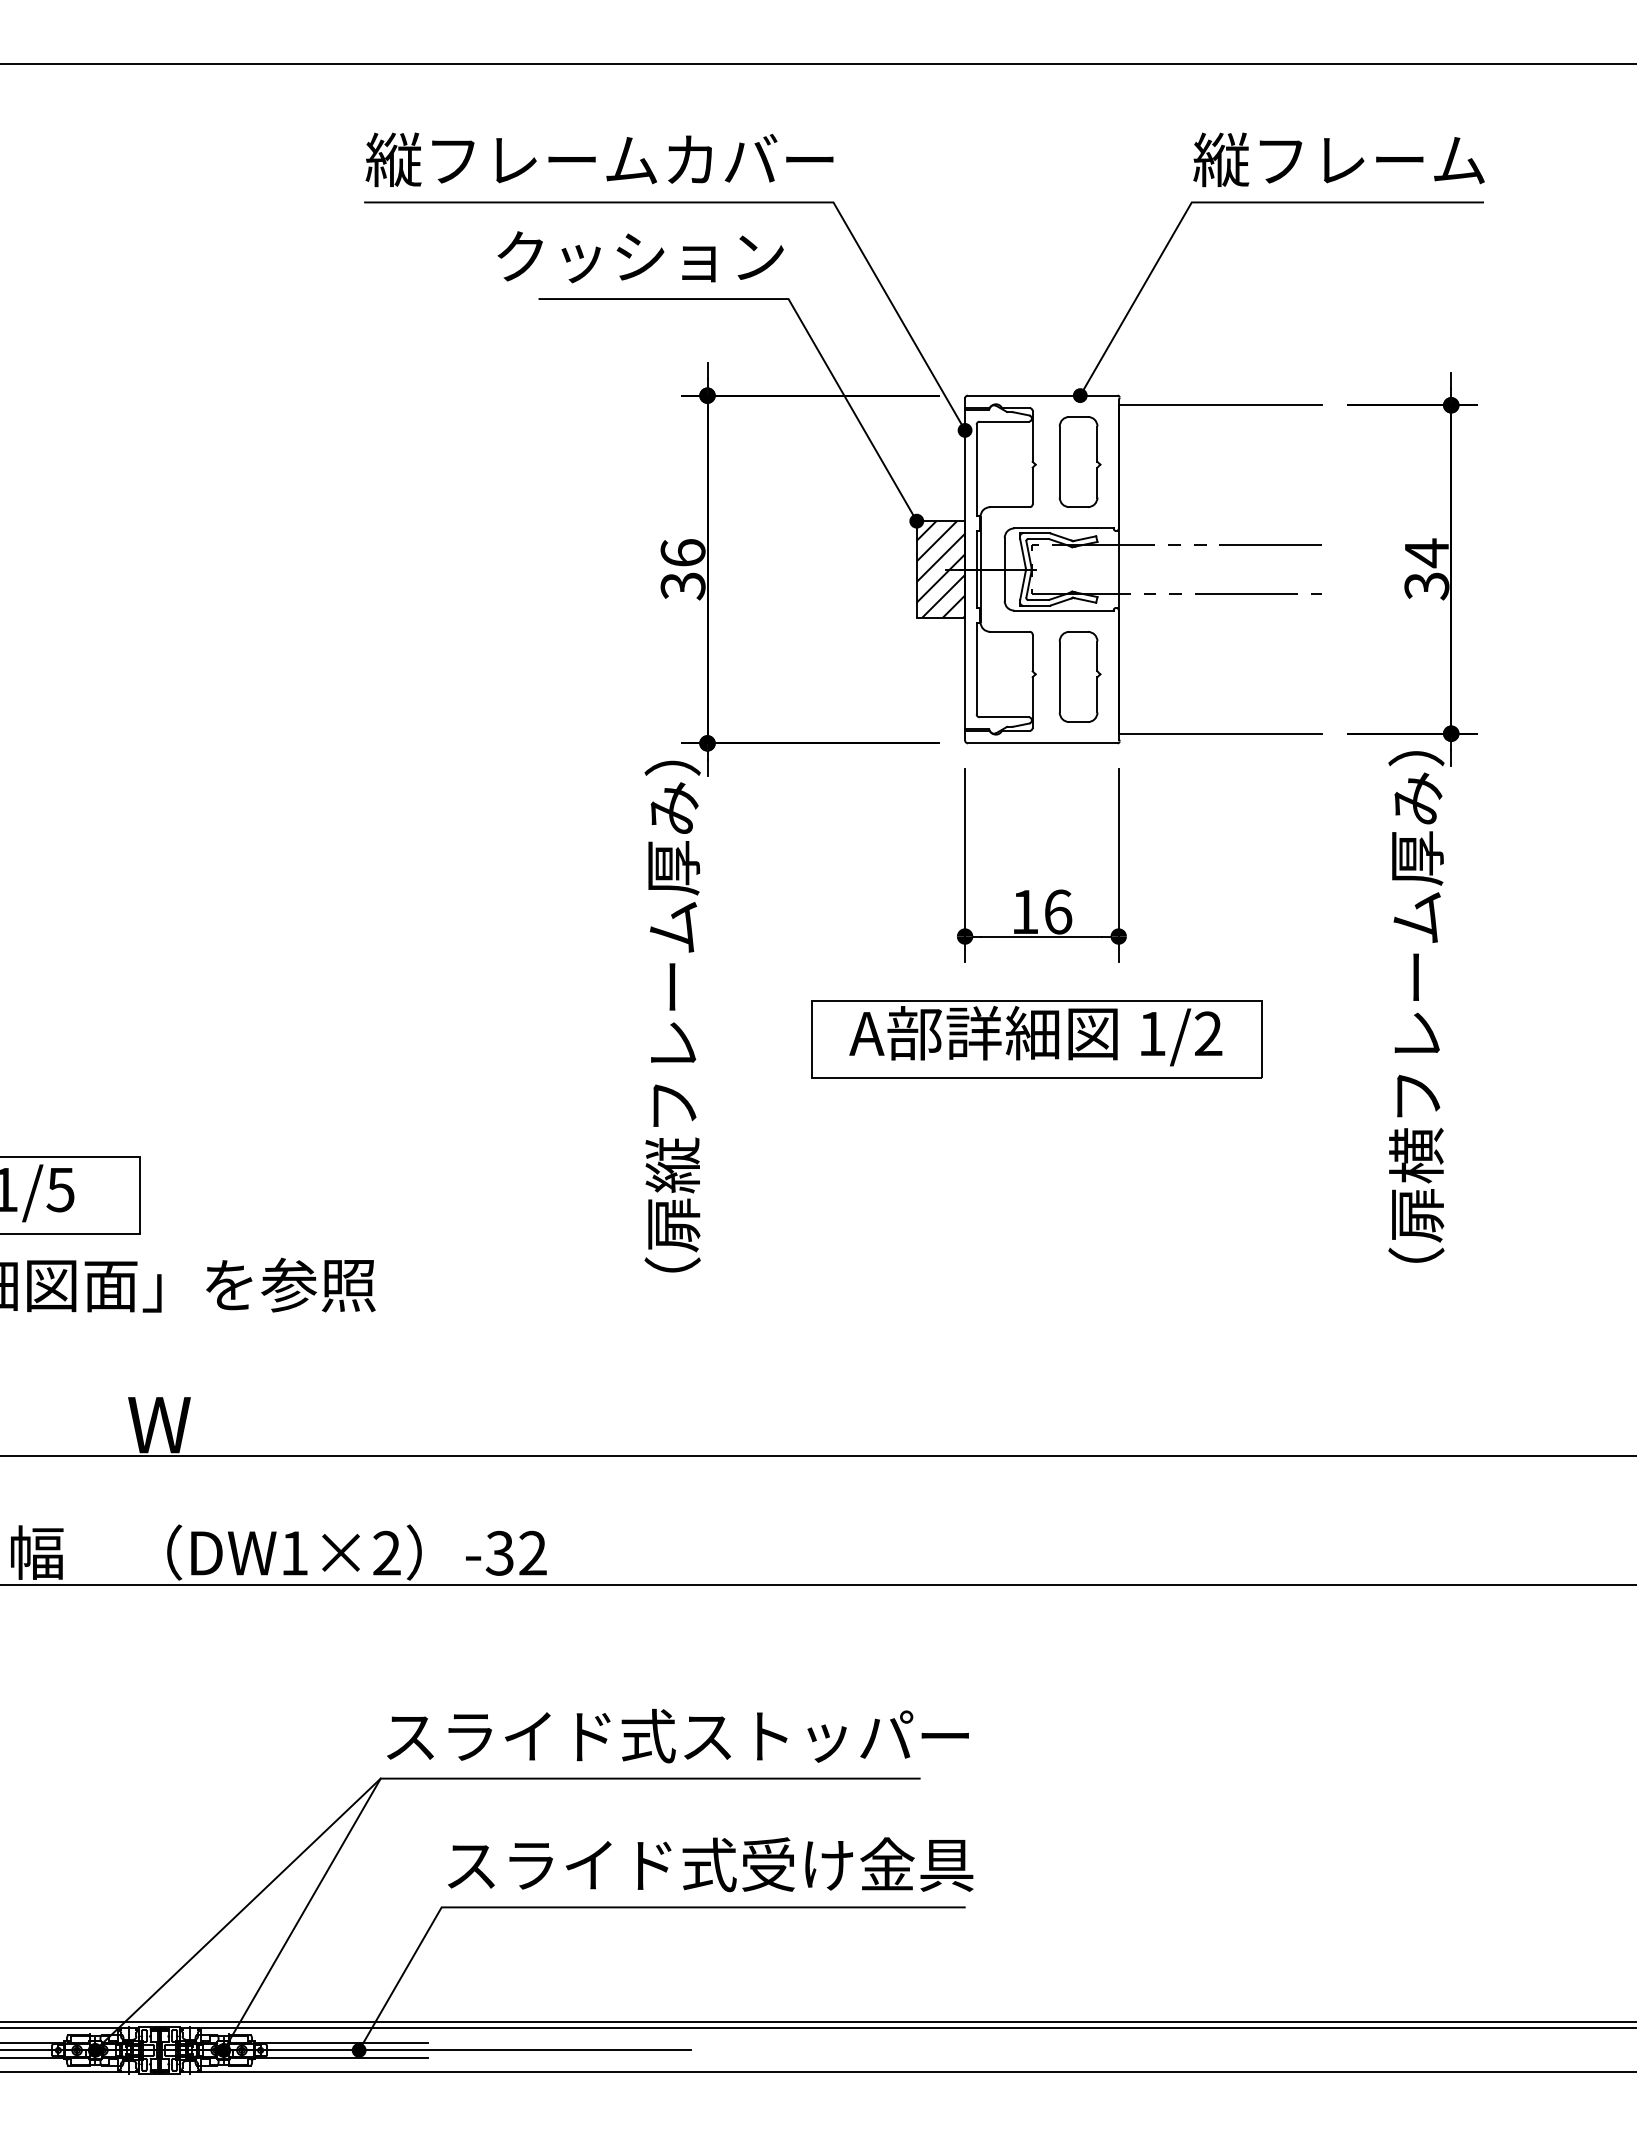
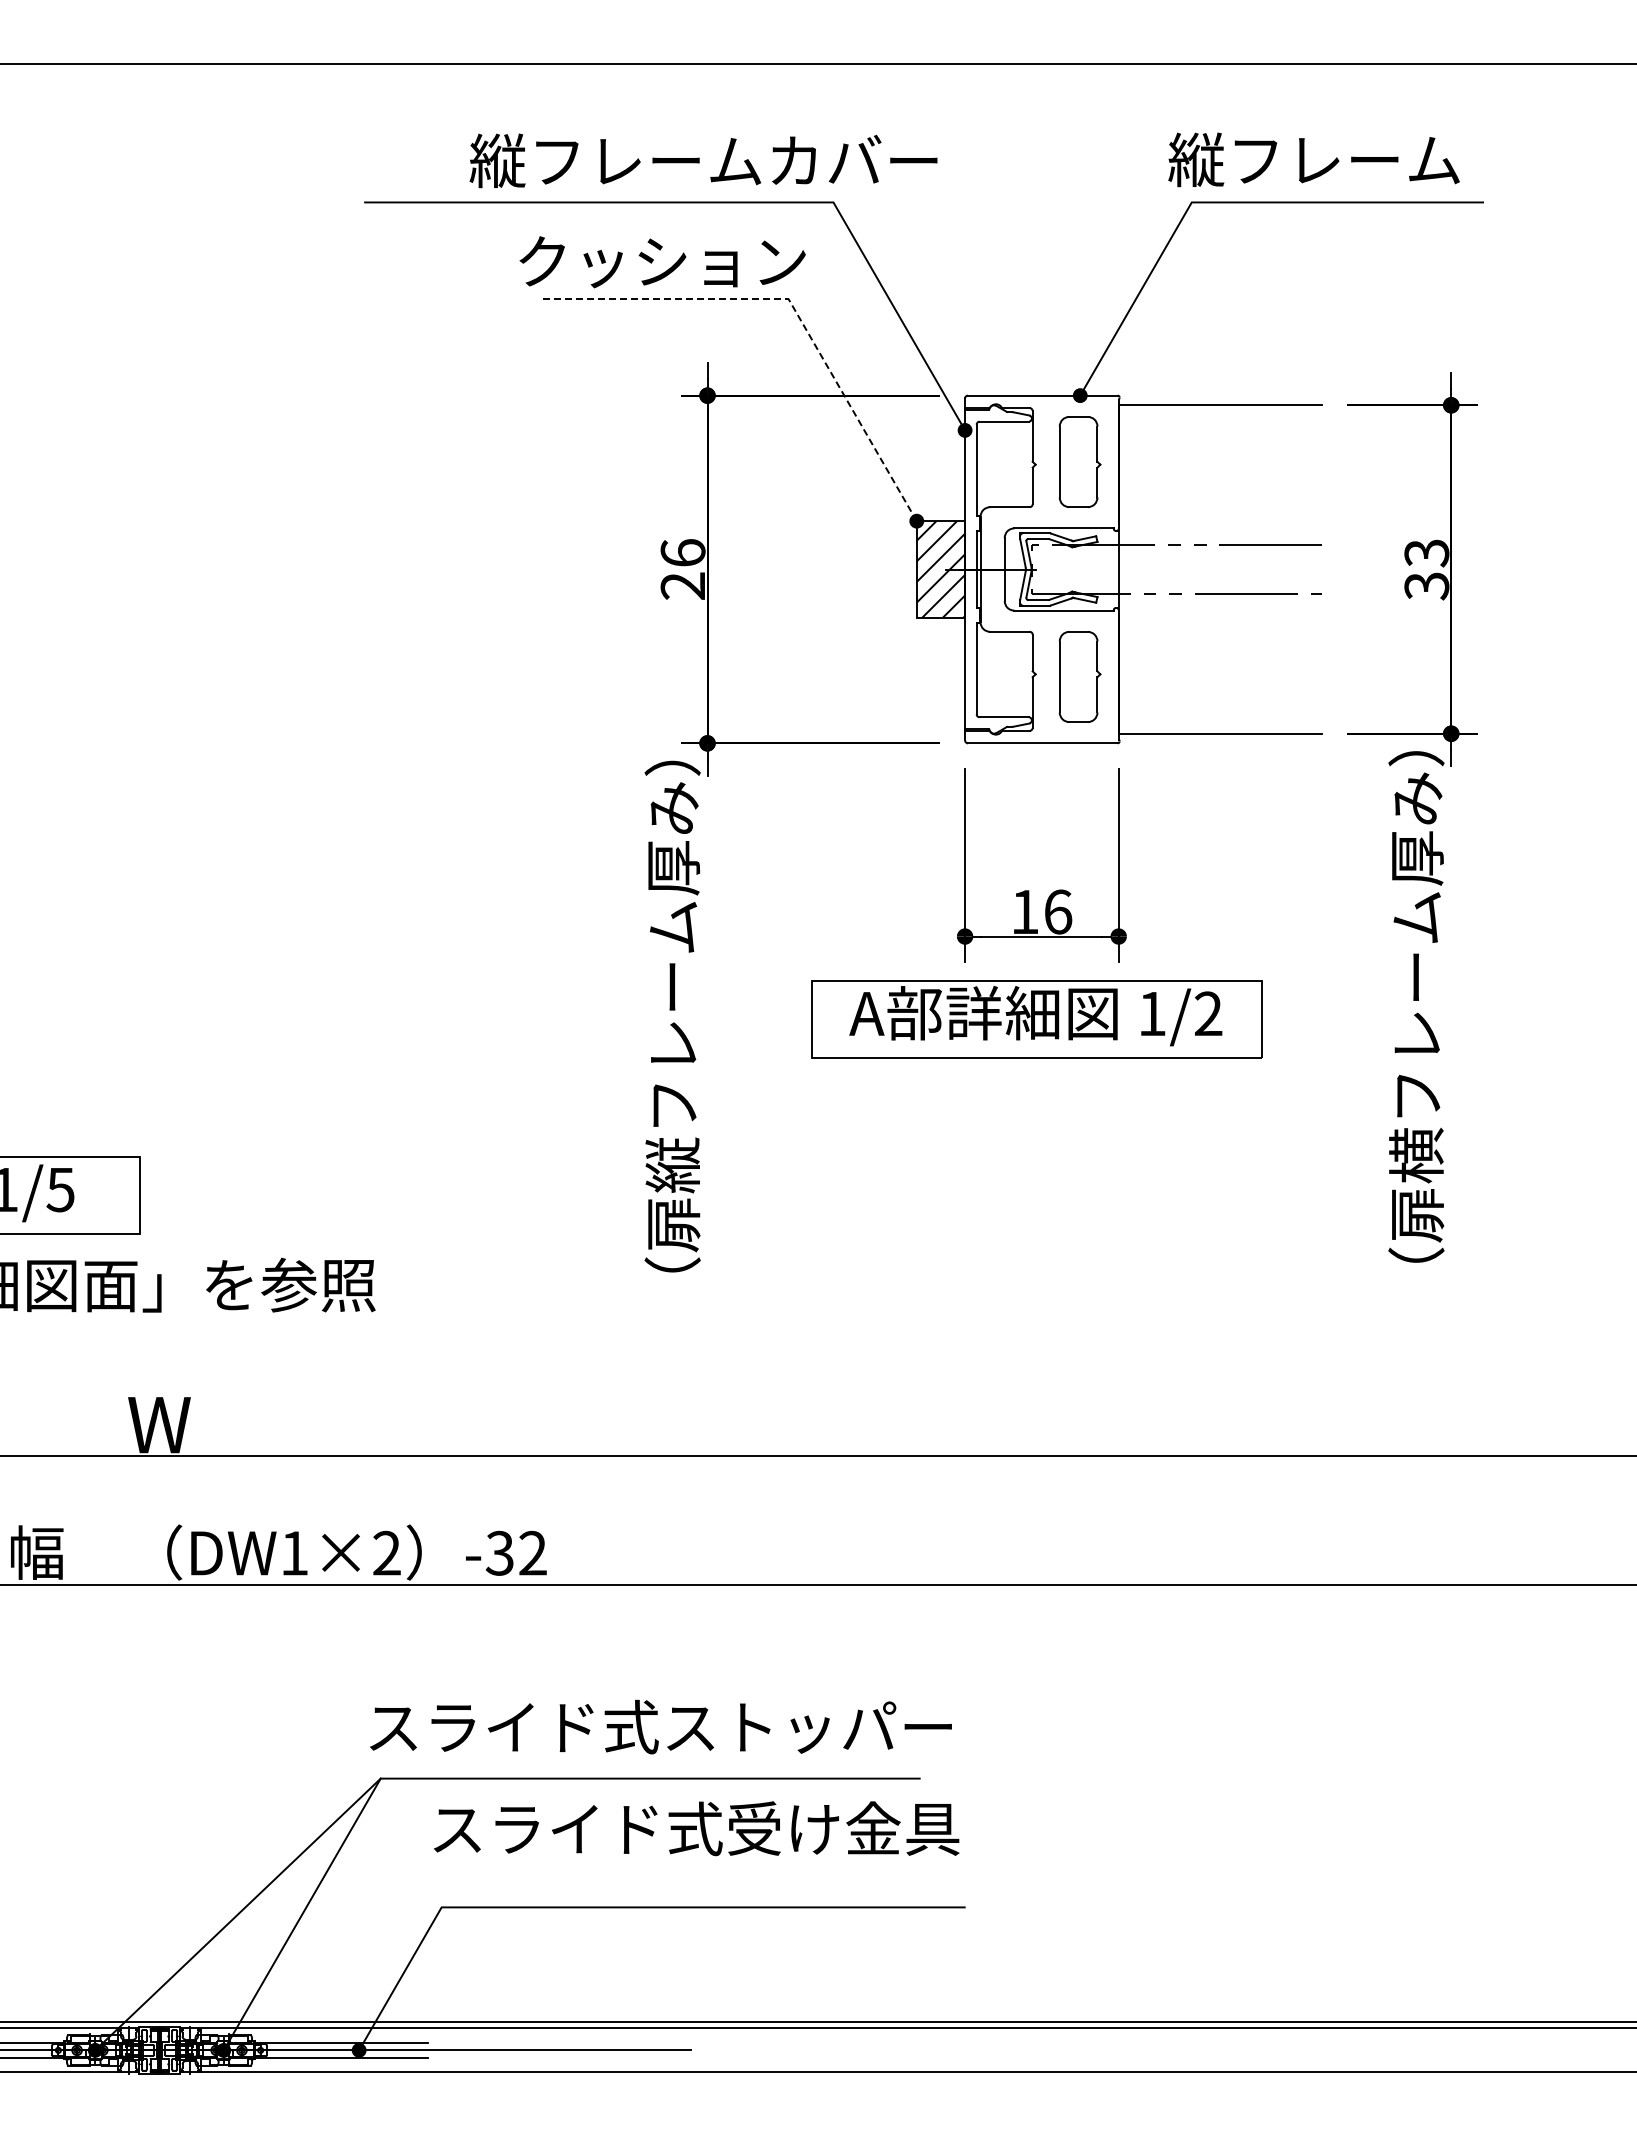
text position: (599, 159) -> (703, 160) (703, 160)
text position: (1338, 159) -> (1313, 159) (1313, 159)
text position: (640, 257) -> (662, 262) (662, 262)
line: solid -> dashed (790, 301)
text: 34 -> 33 (1426, 553)
text: 36 -> 26 (683, 586)
part position: (1036, 1039) -> (1036, 1019) (1036, 1019)
text position: (677, 1735) -> (660, 1726) (660, 1726)
text position: (710, 1864) -> (696, 1828) (696, 1828)
